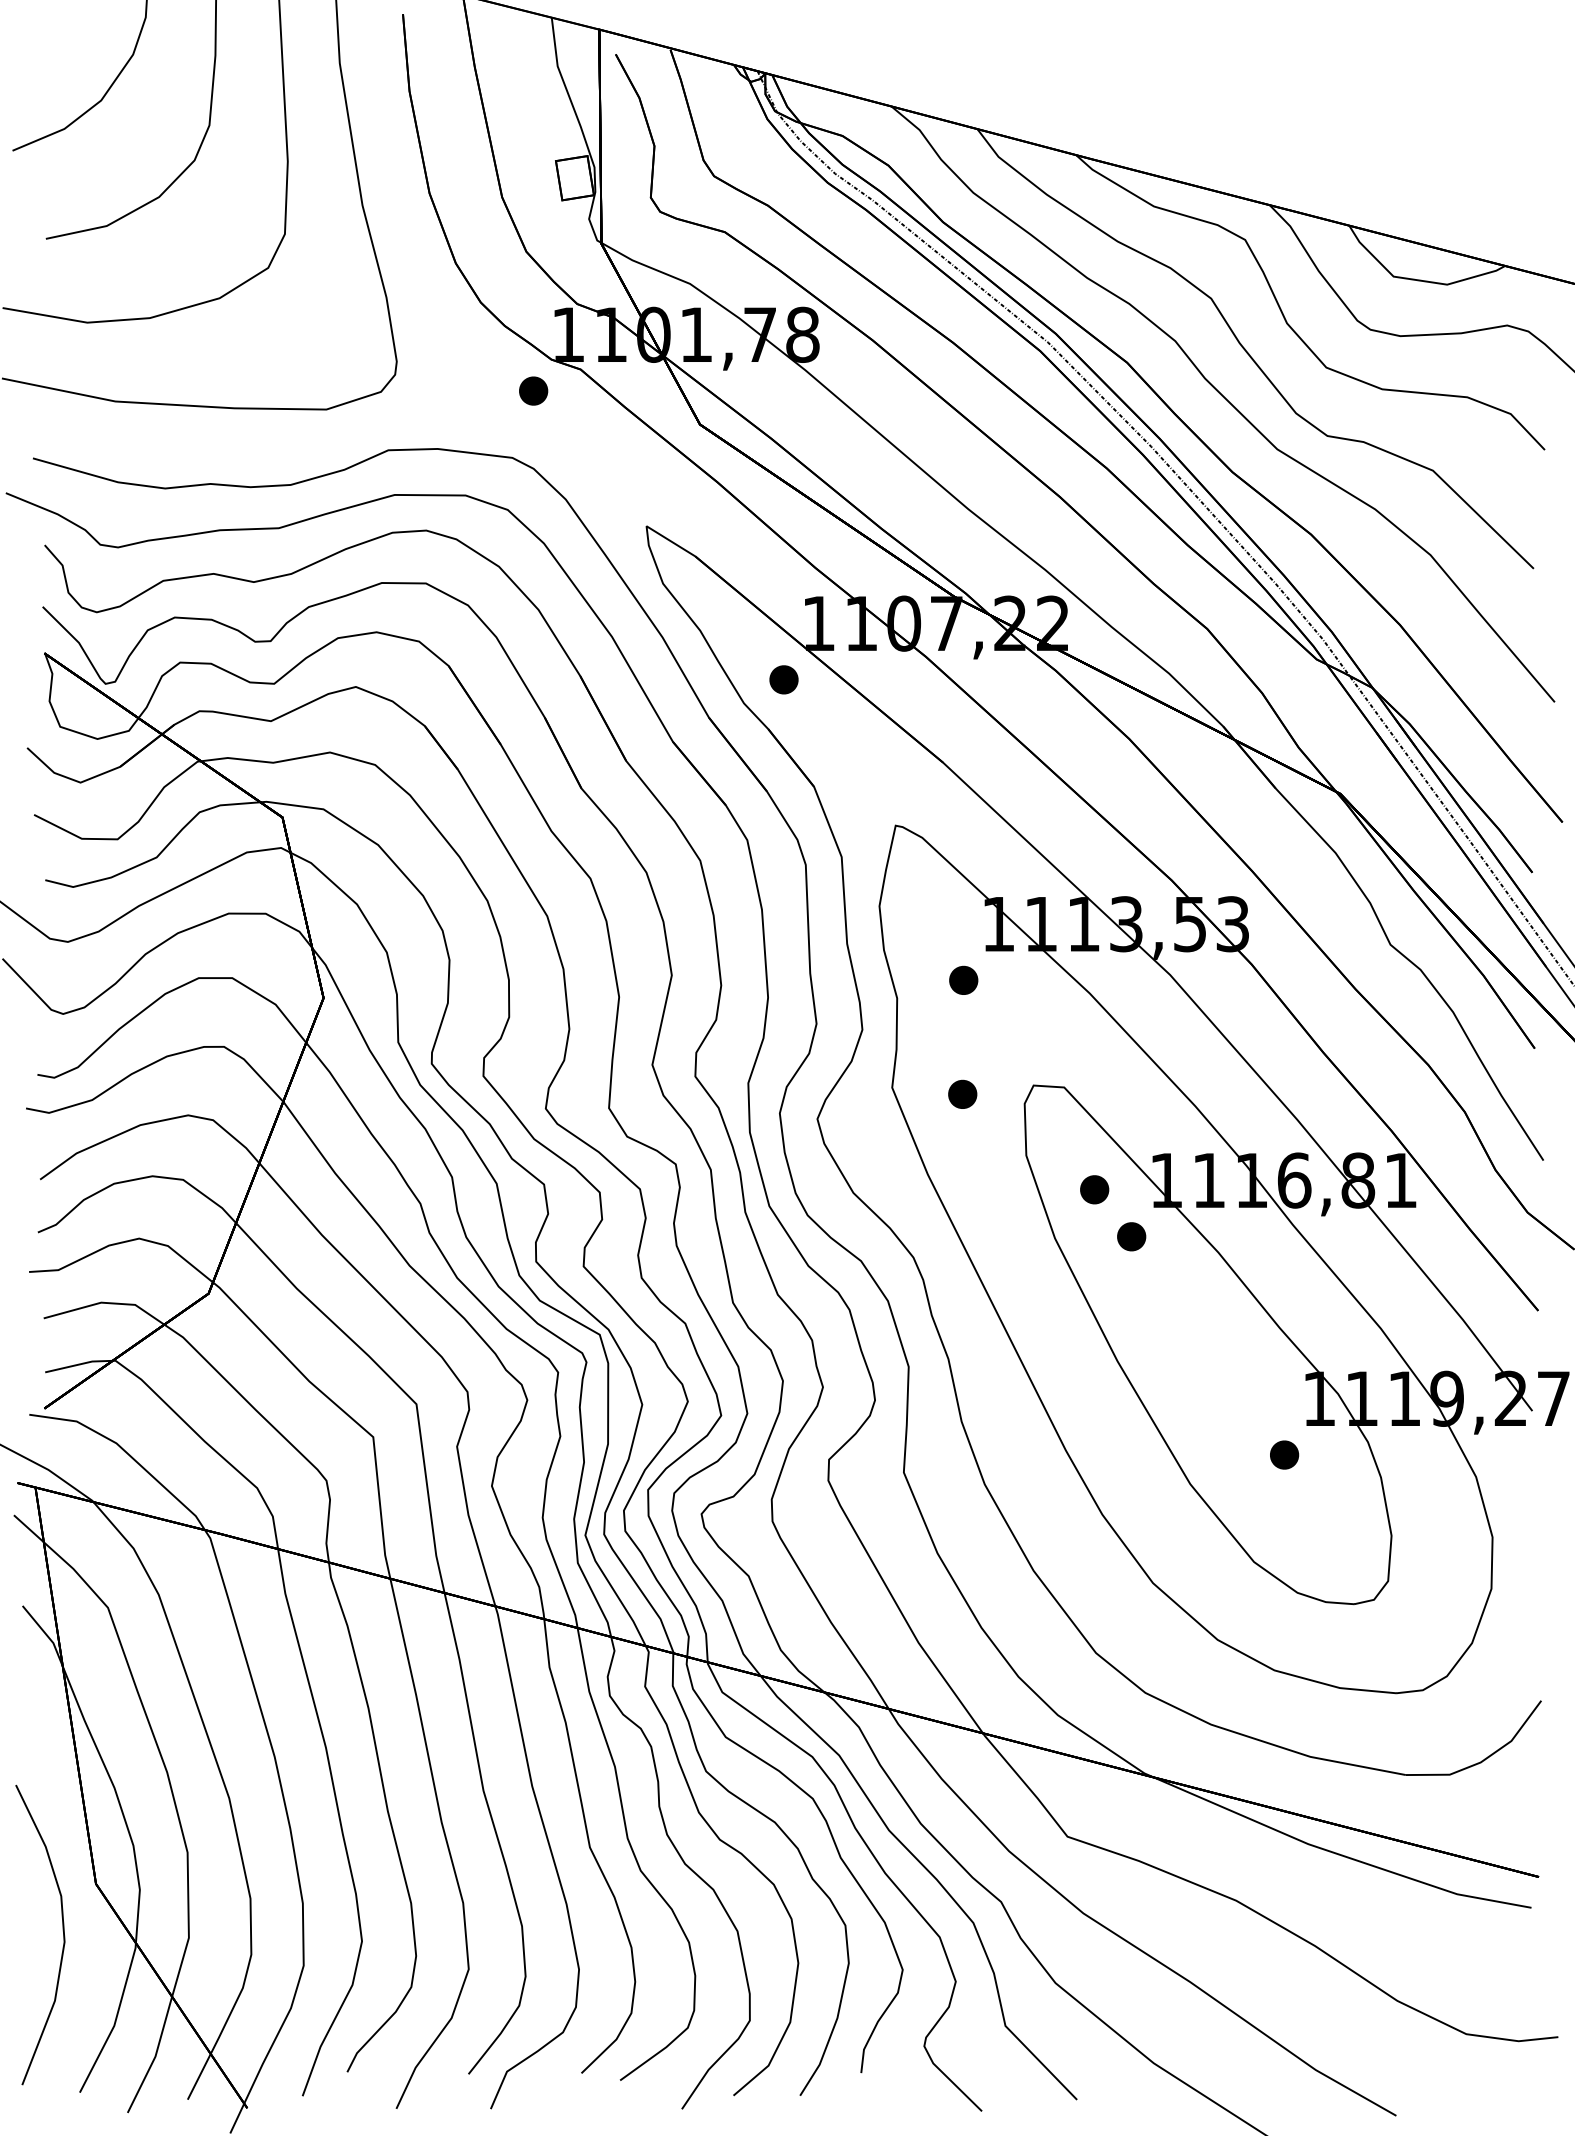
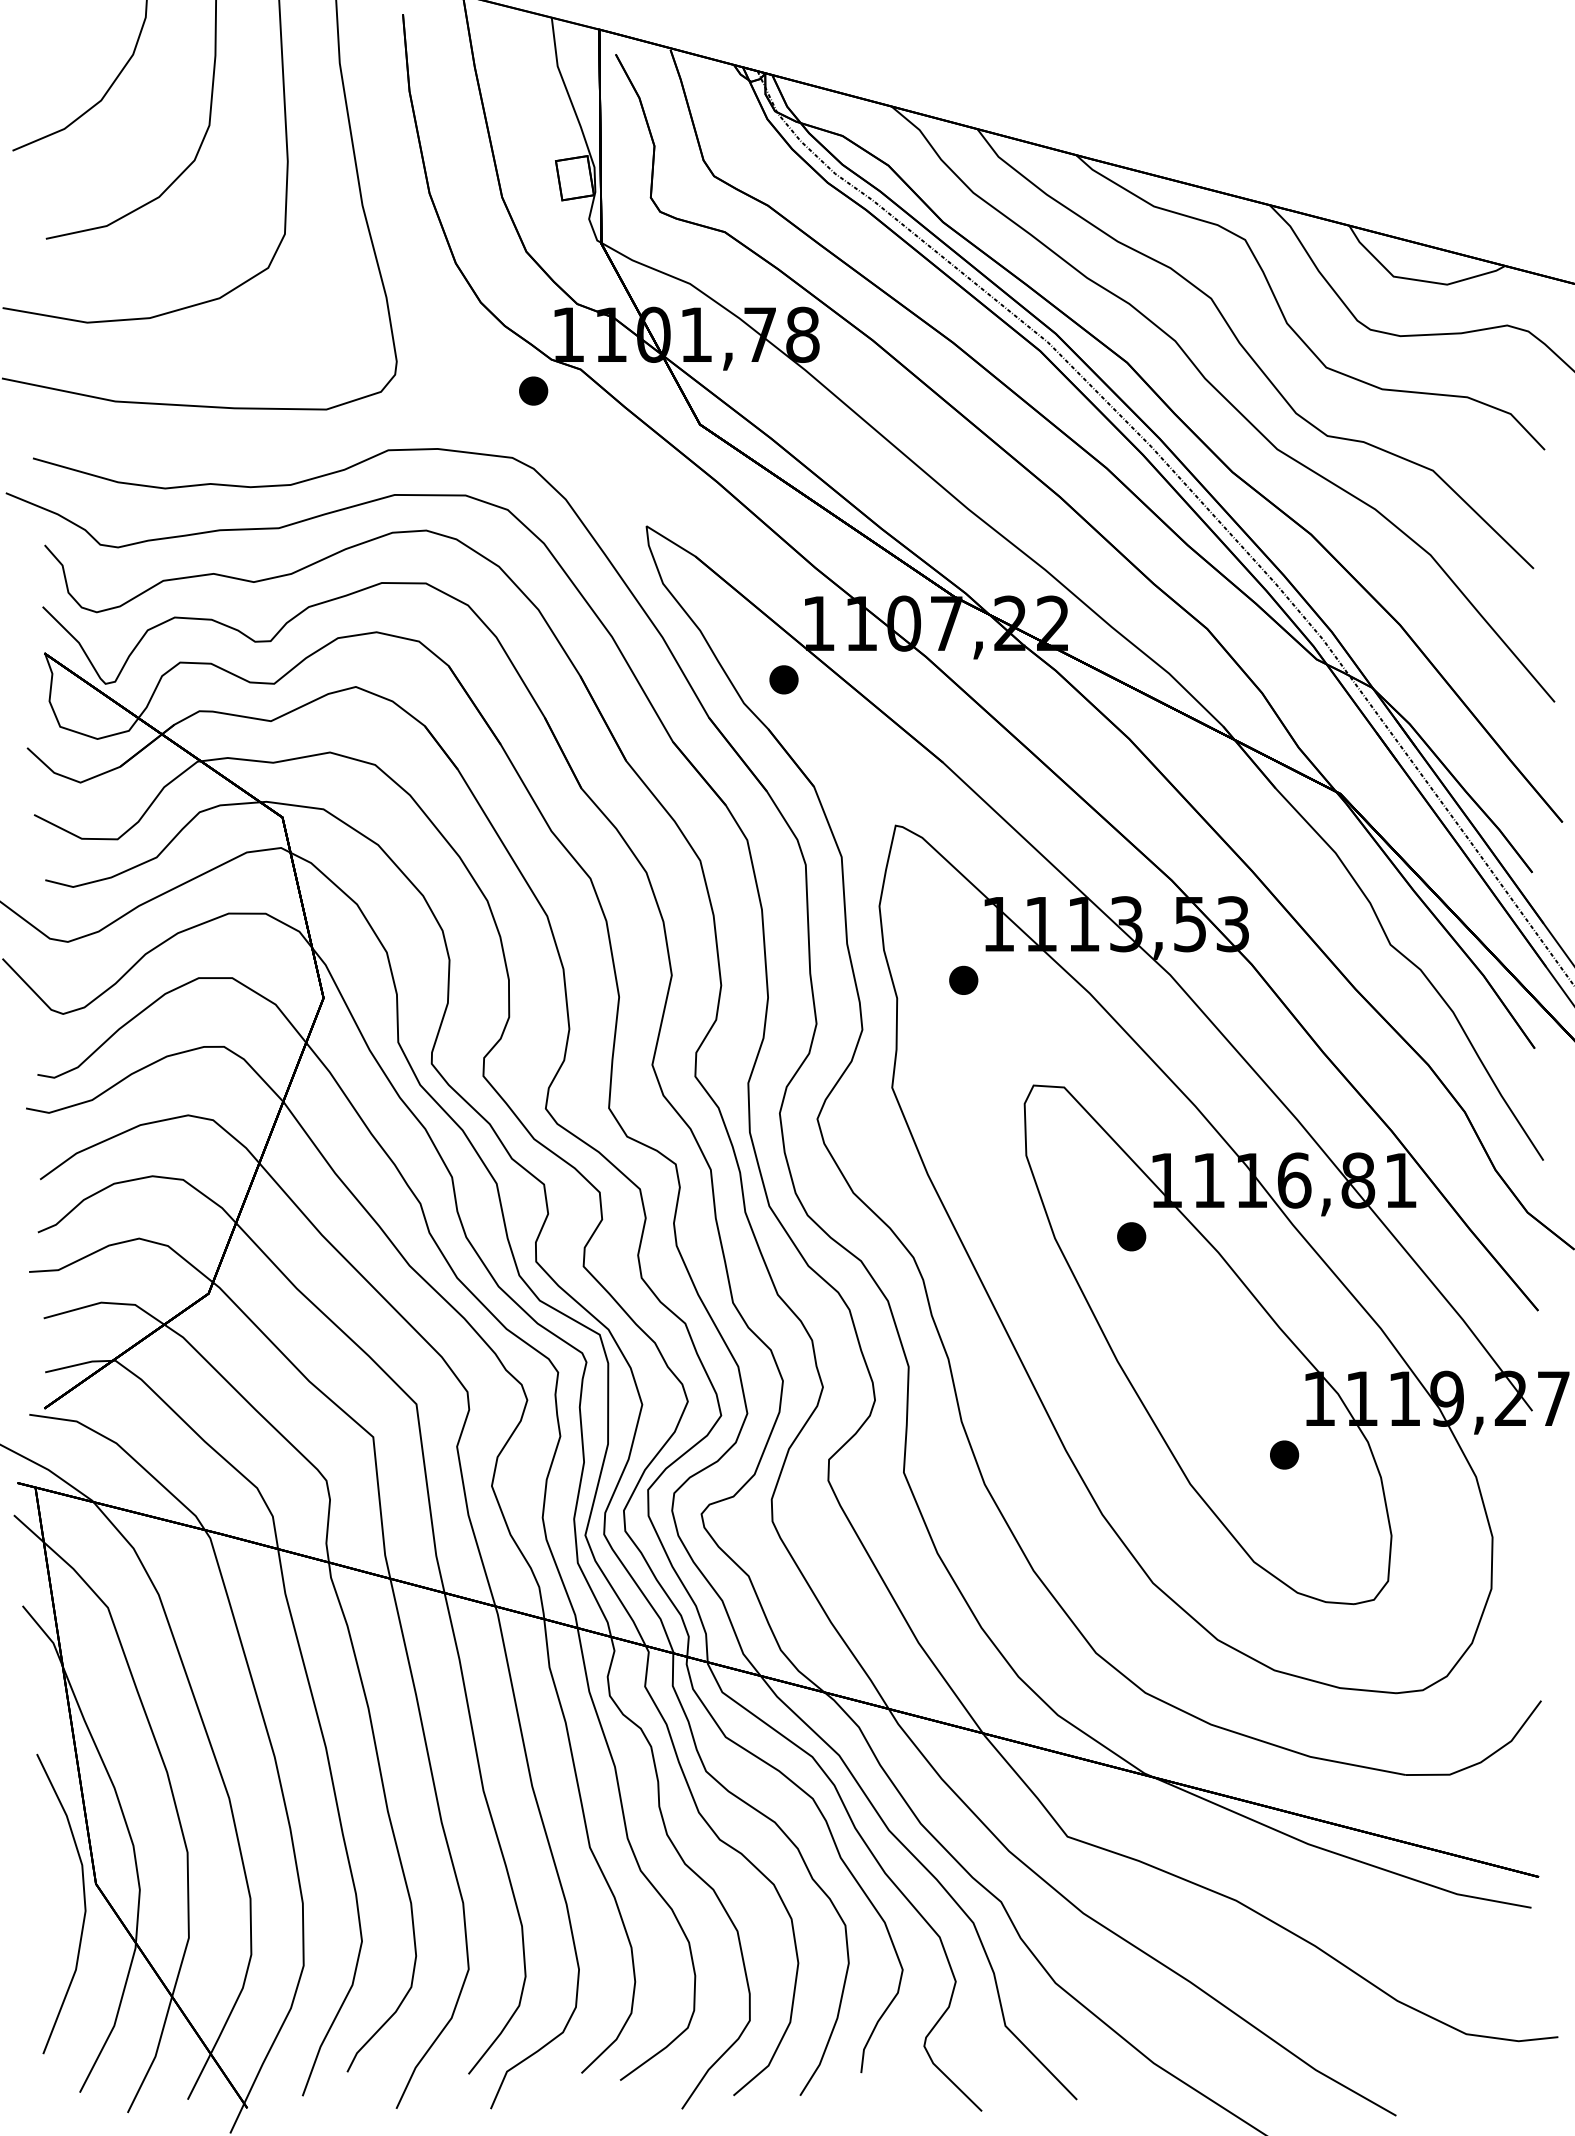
part: present -> none (962, 1093)
part: present -> none (1094, 1189)
part position: (62, 1930) -> (83, 1899) (83, 1899)
